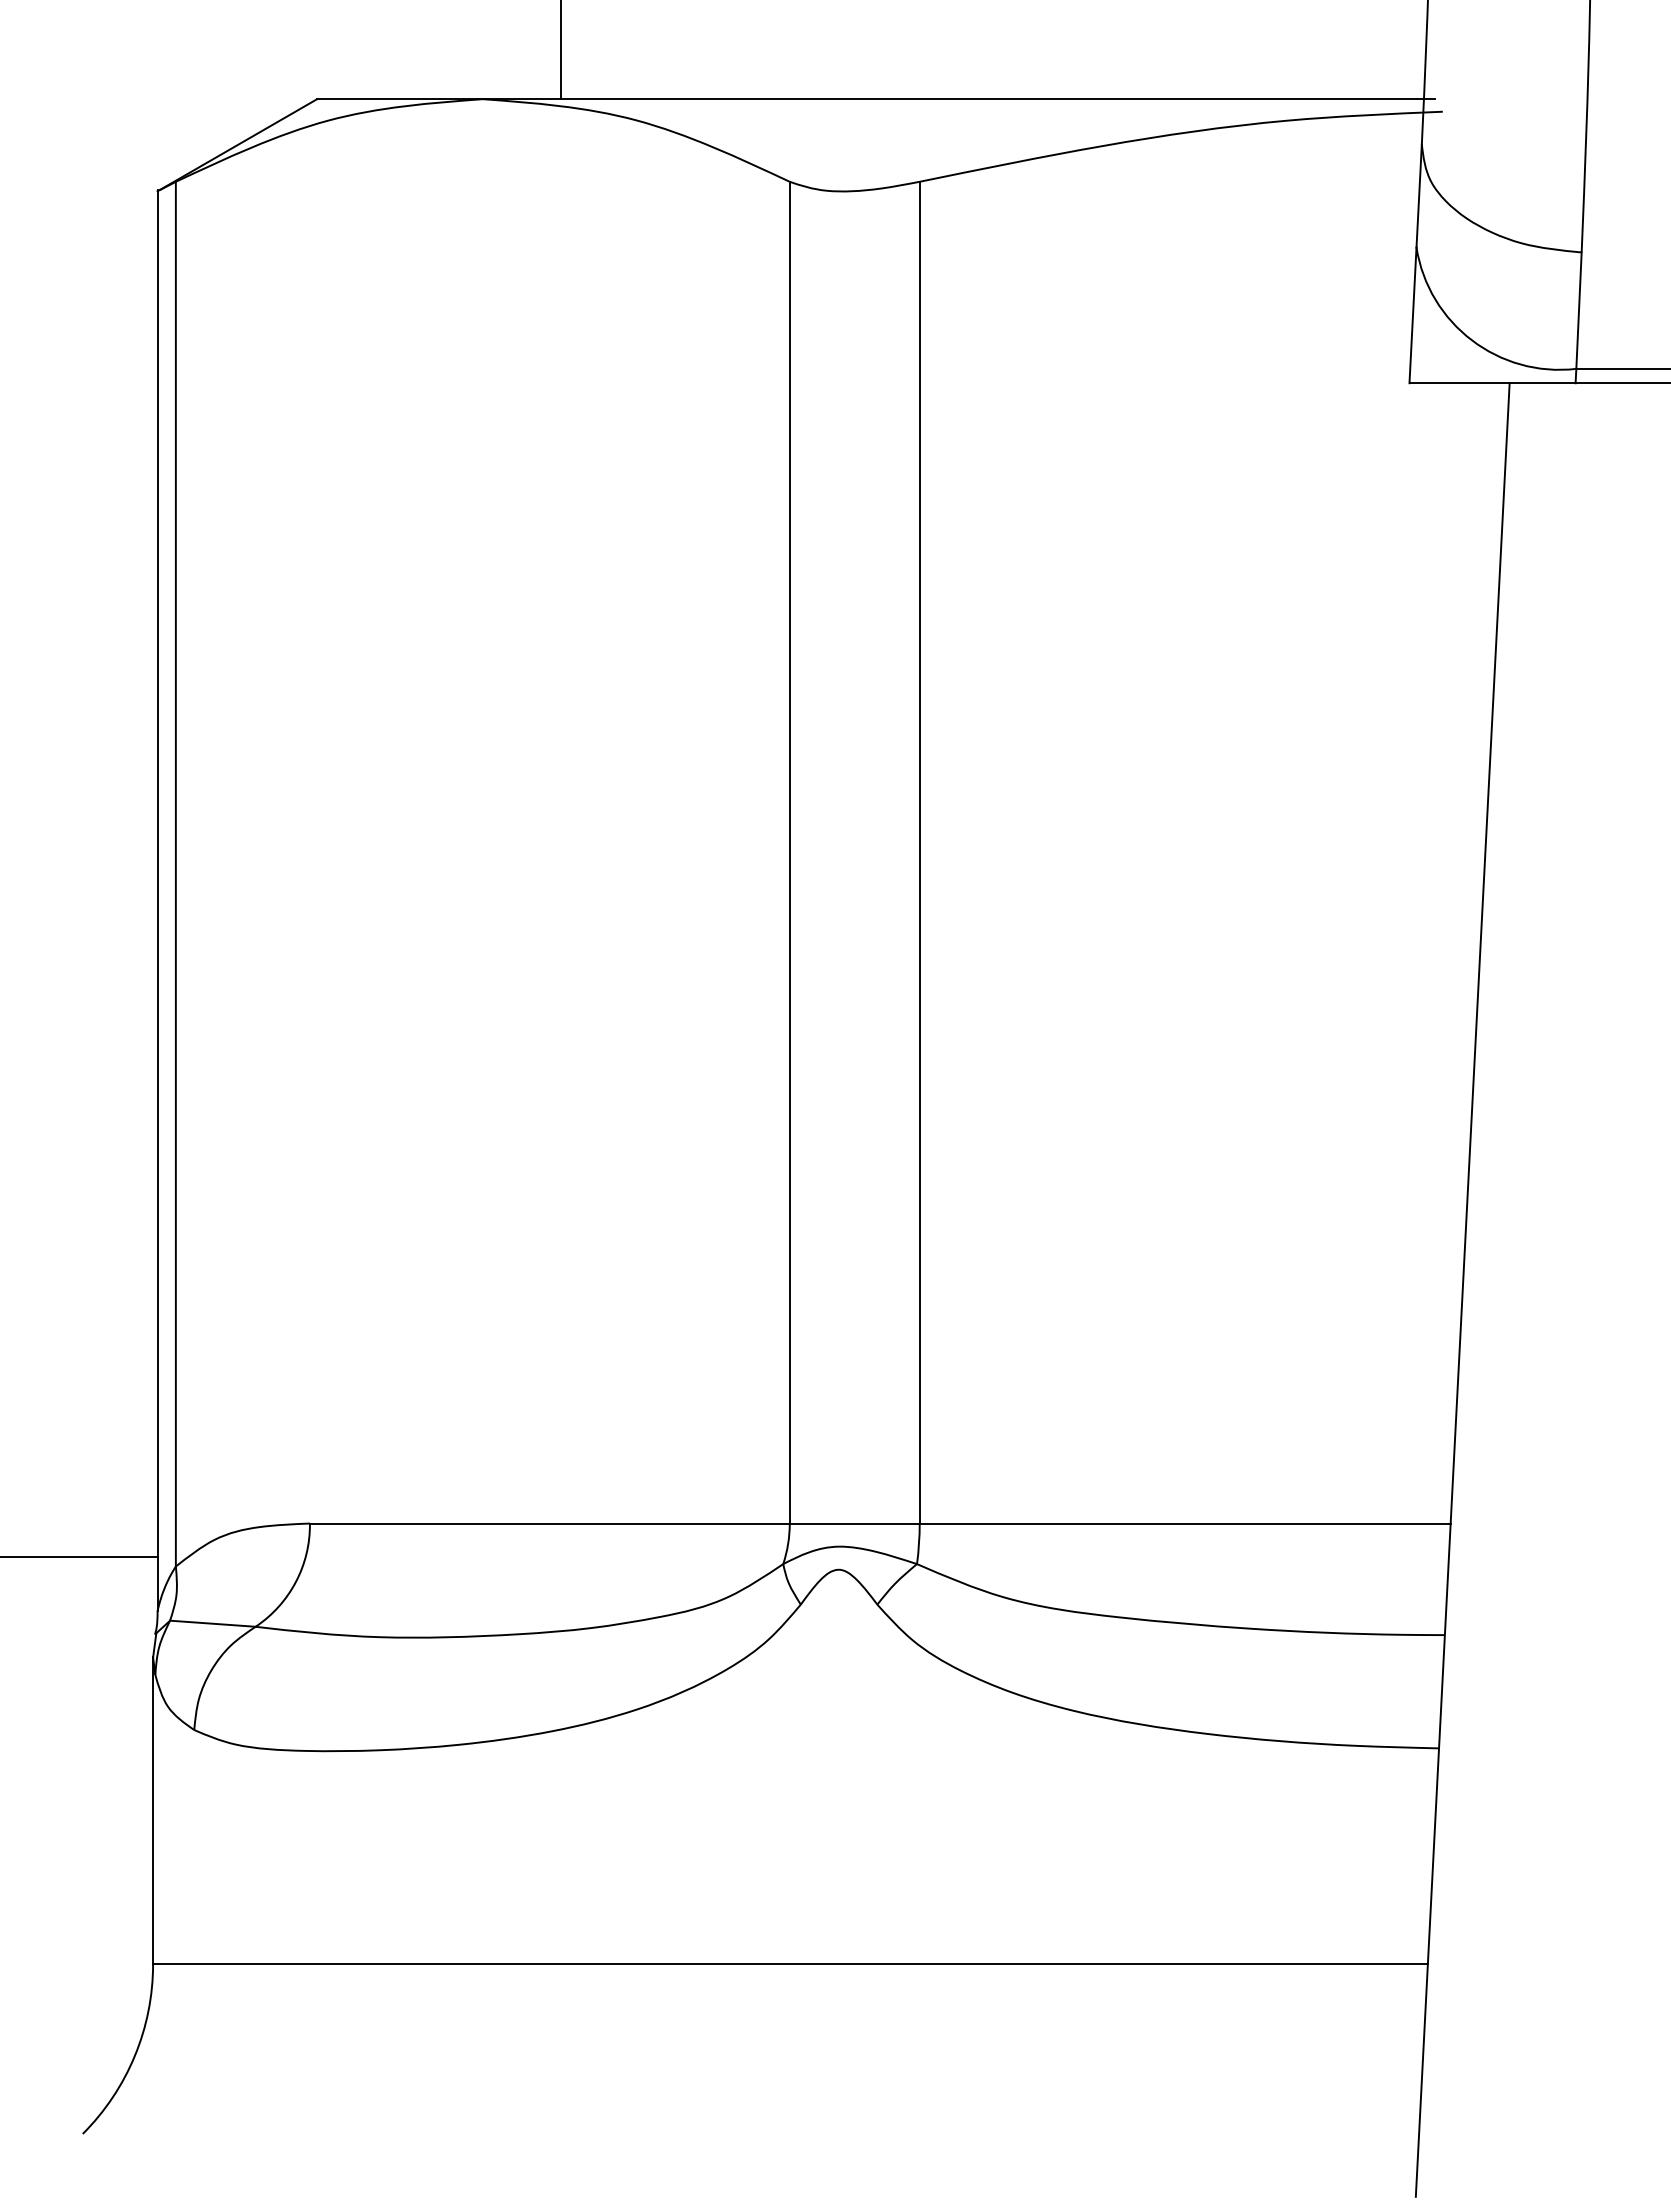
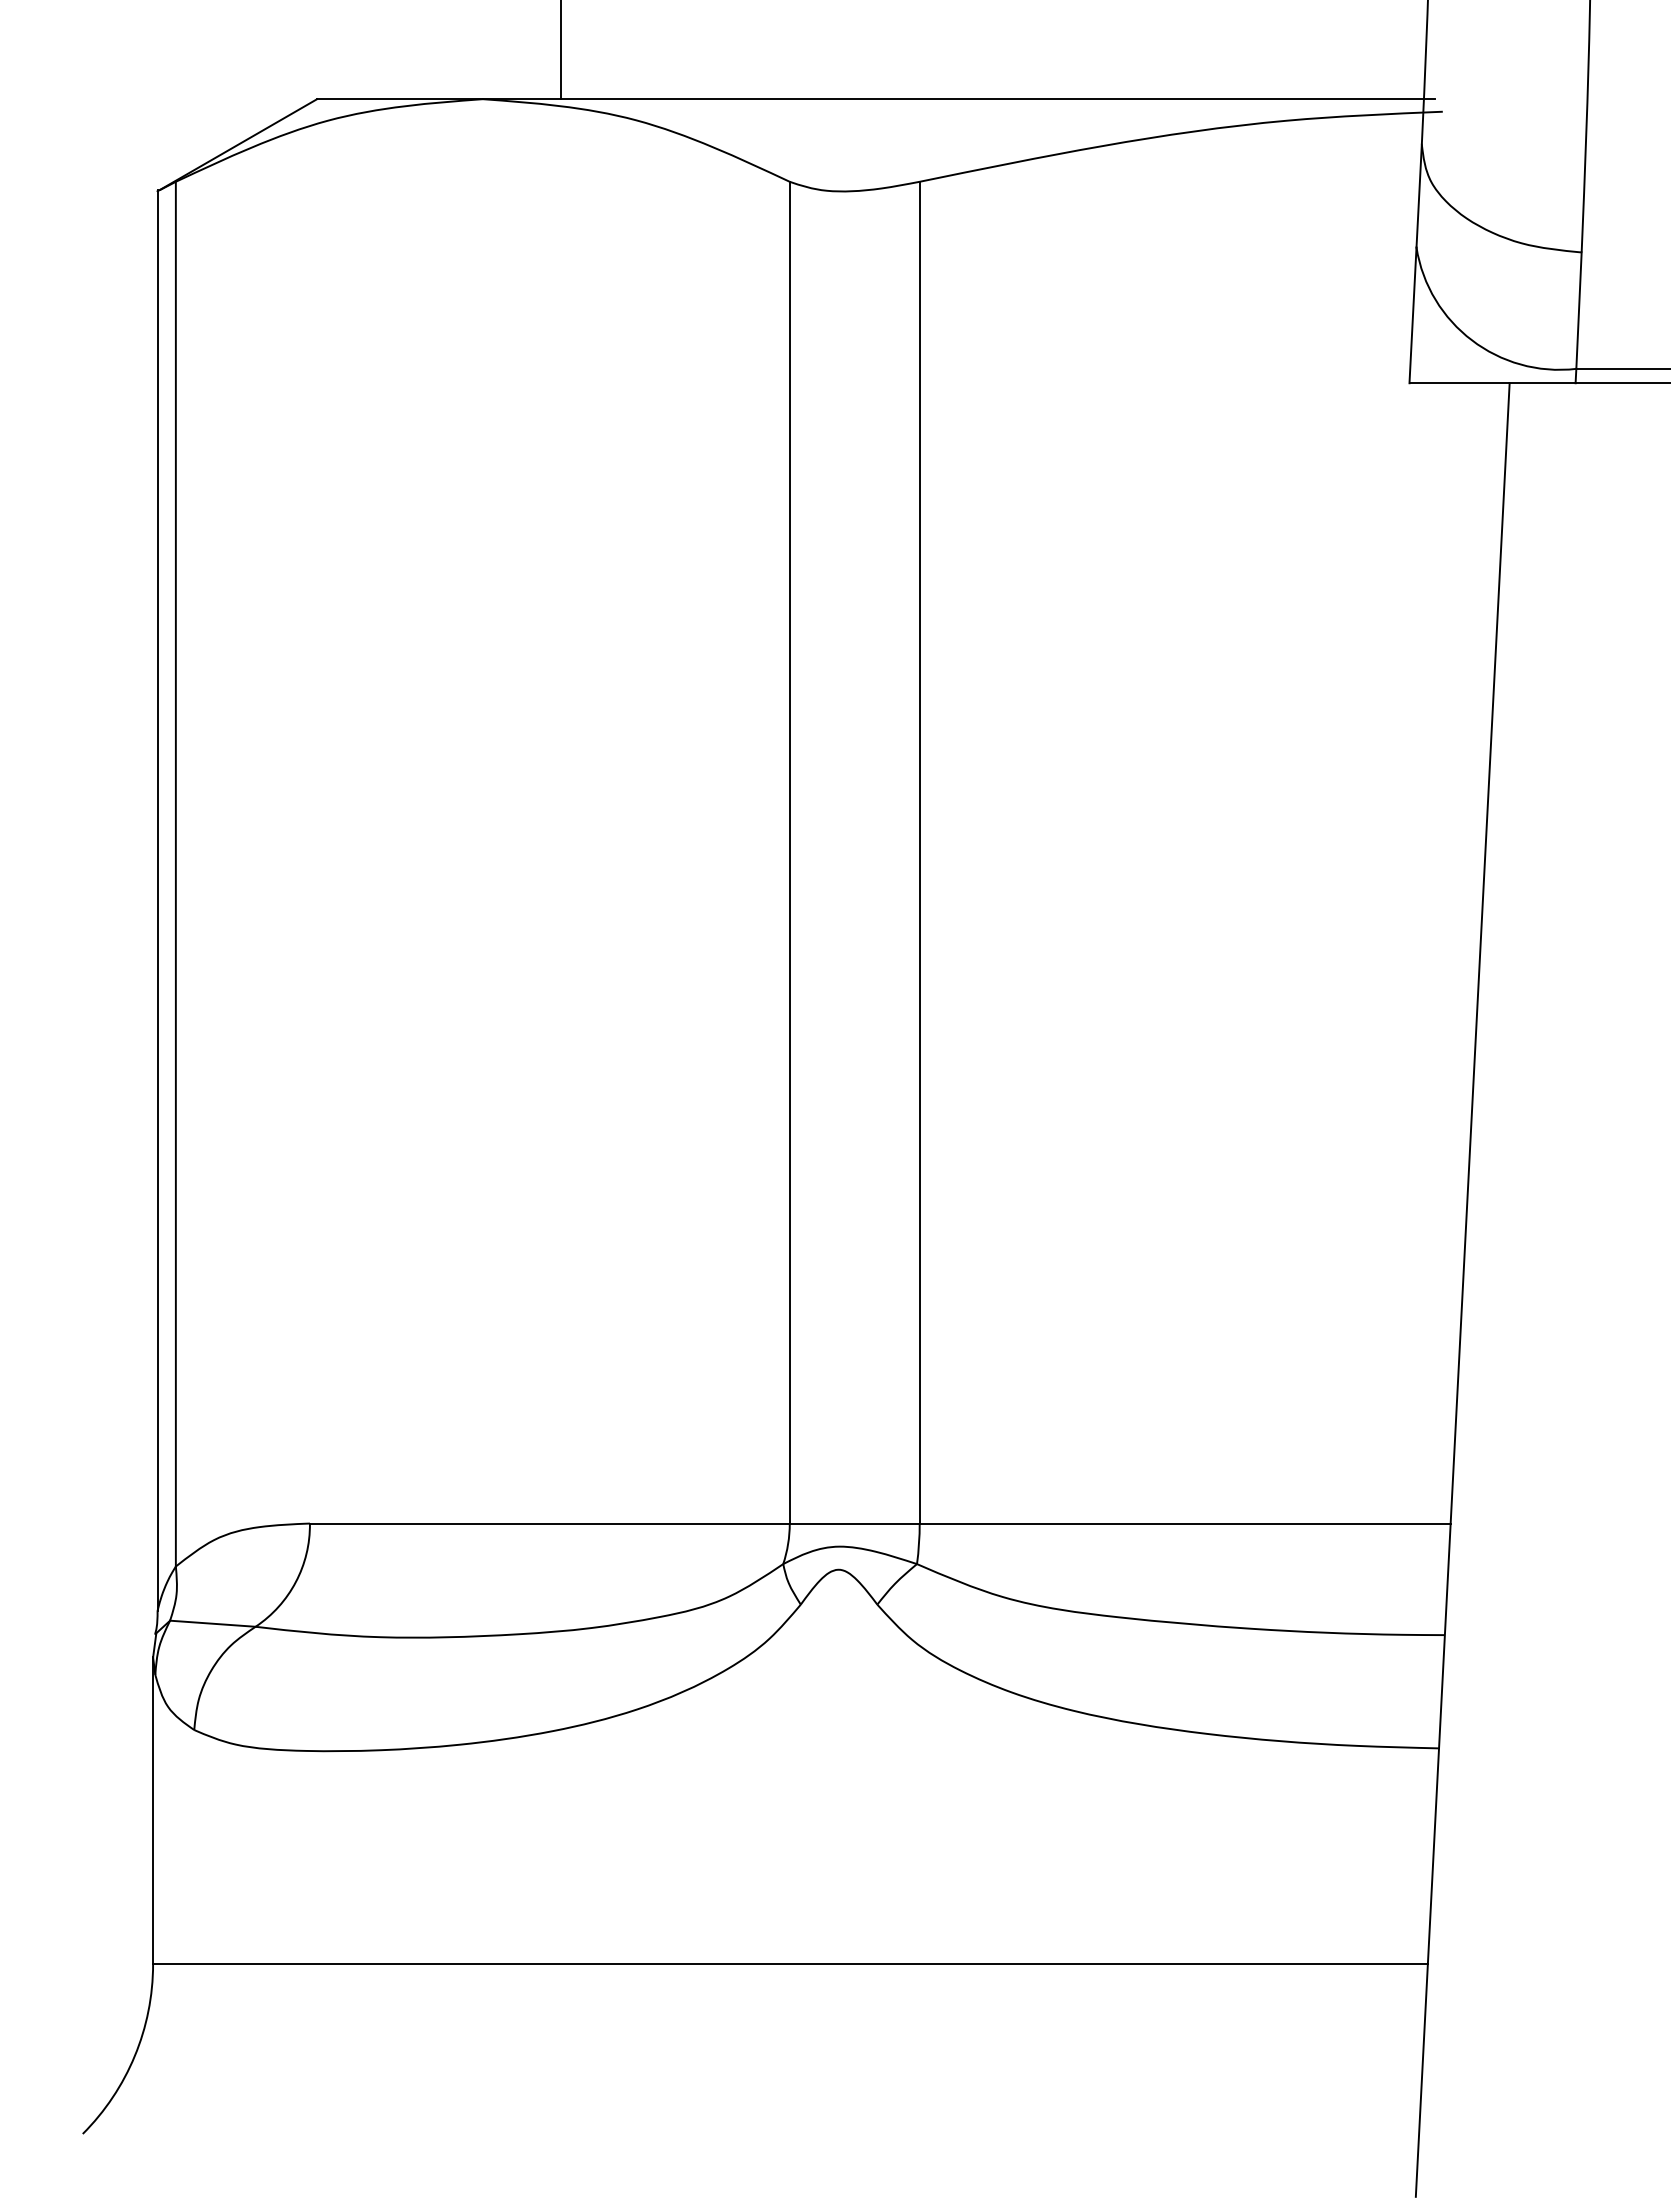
line: present -> none (79, 1556)
